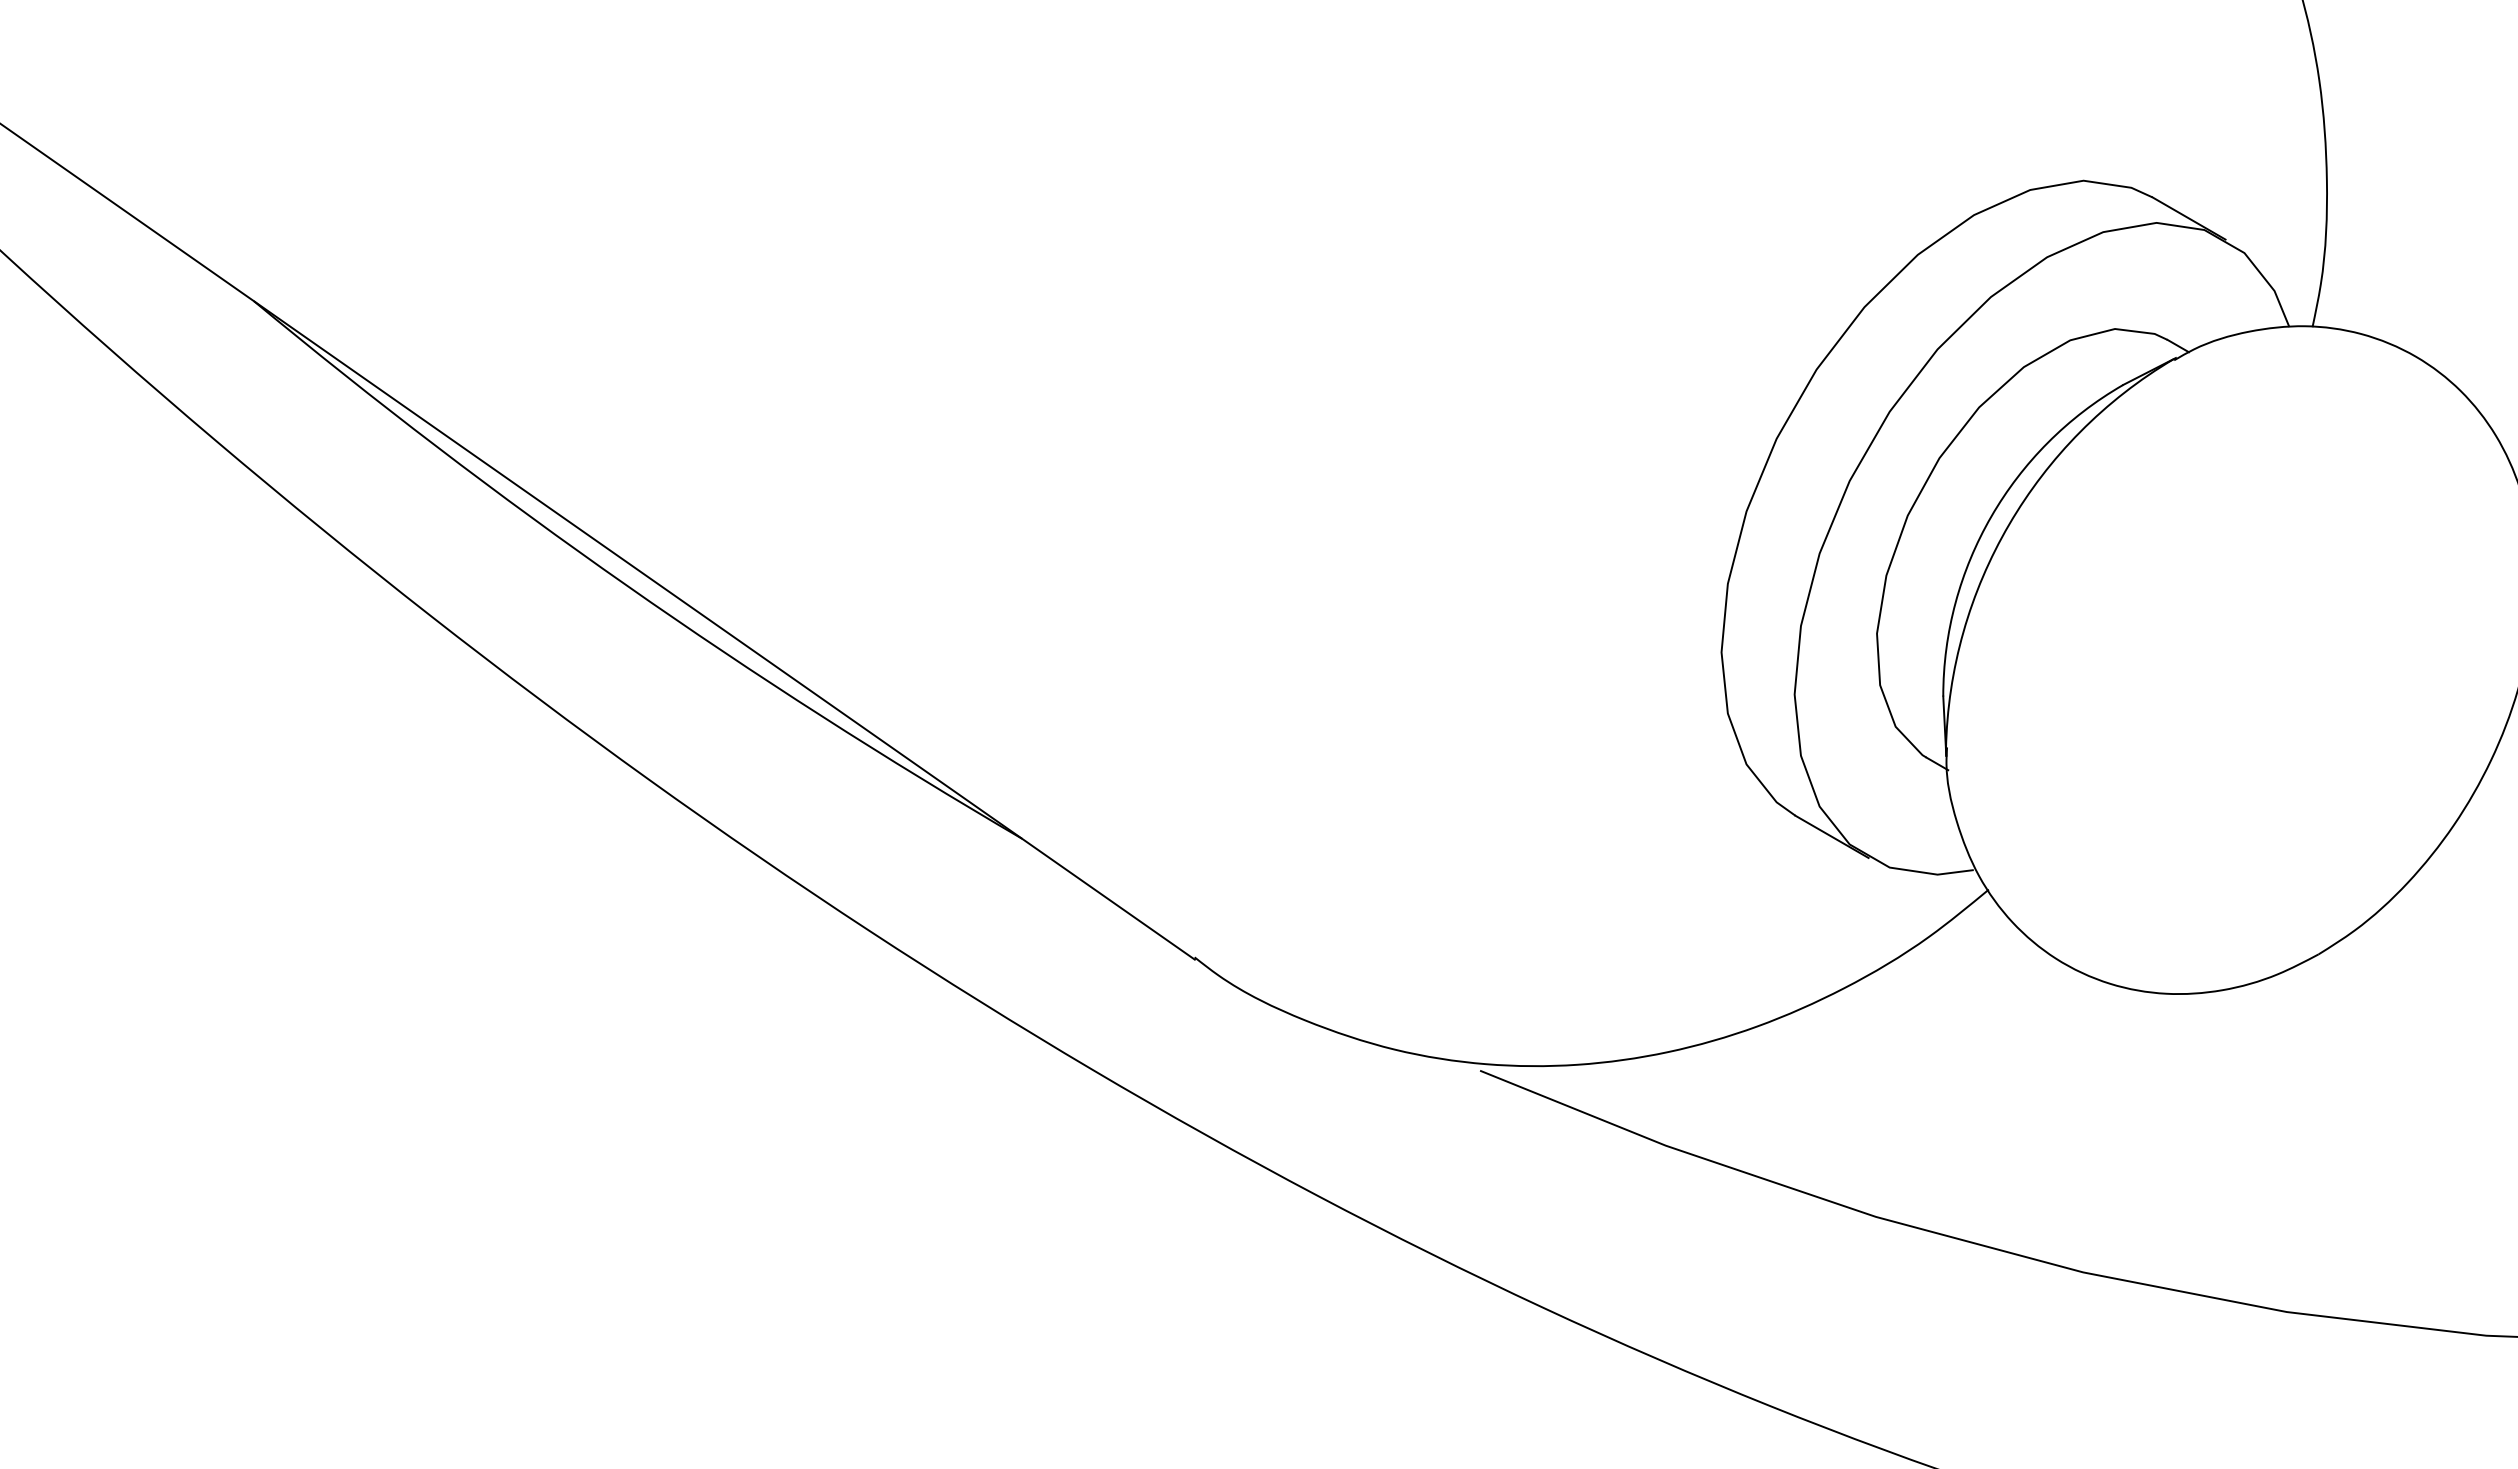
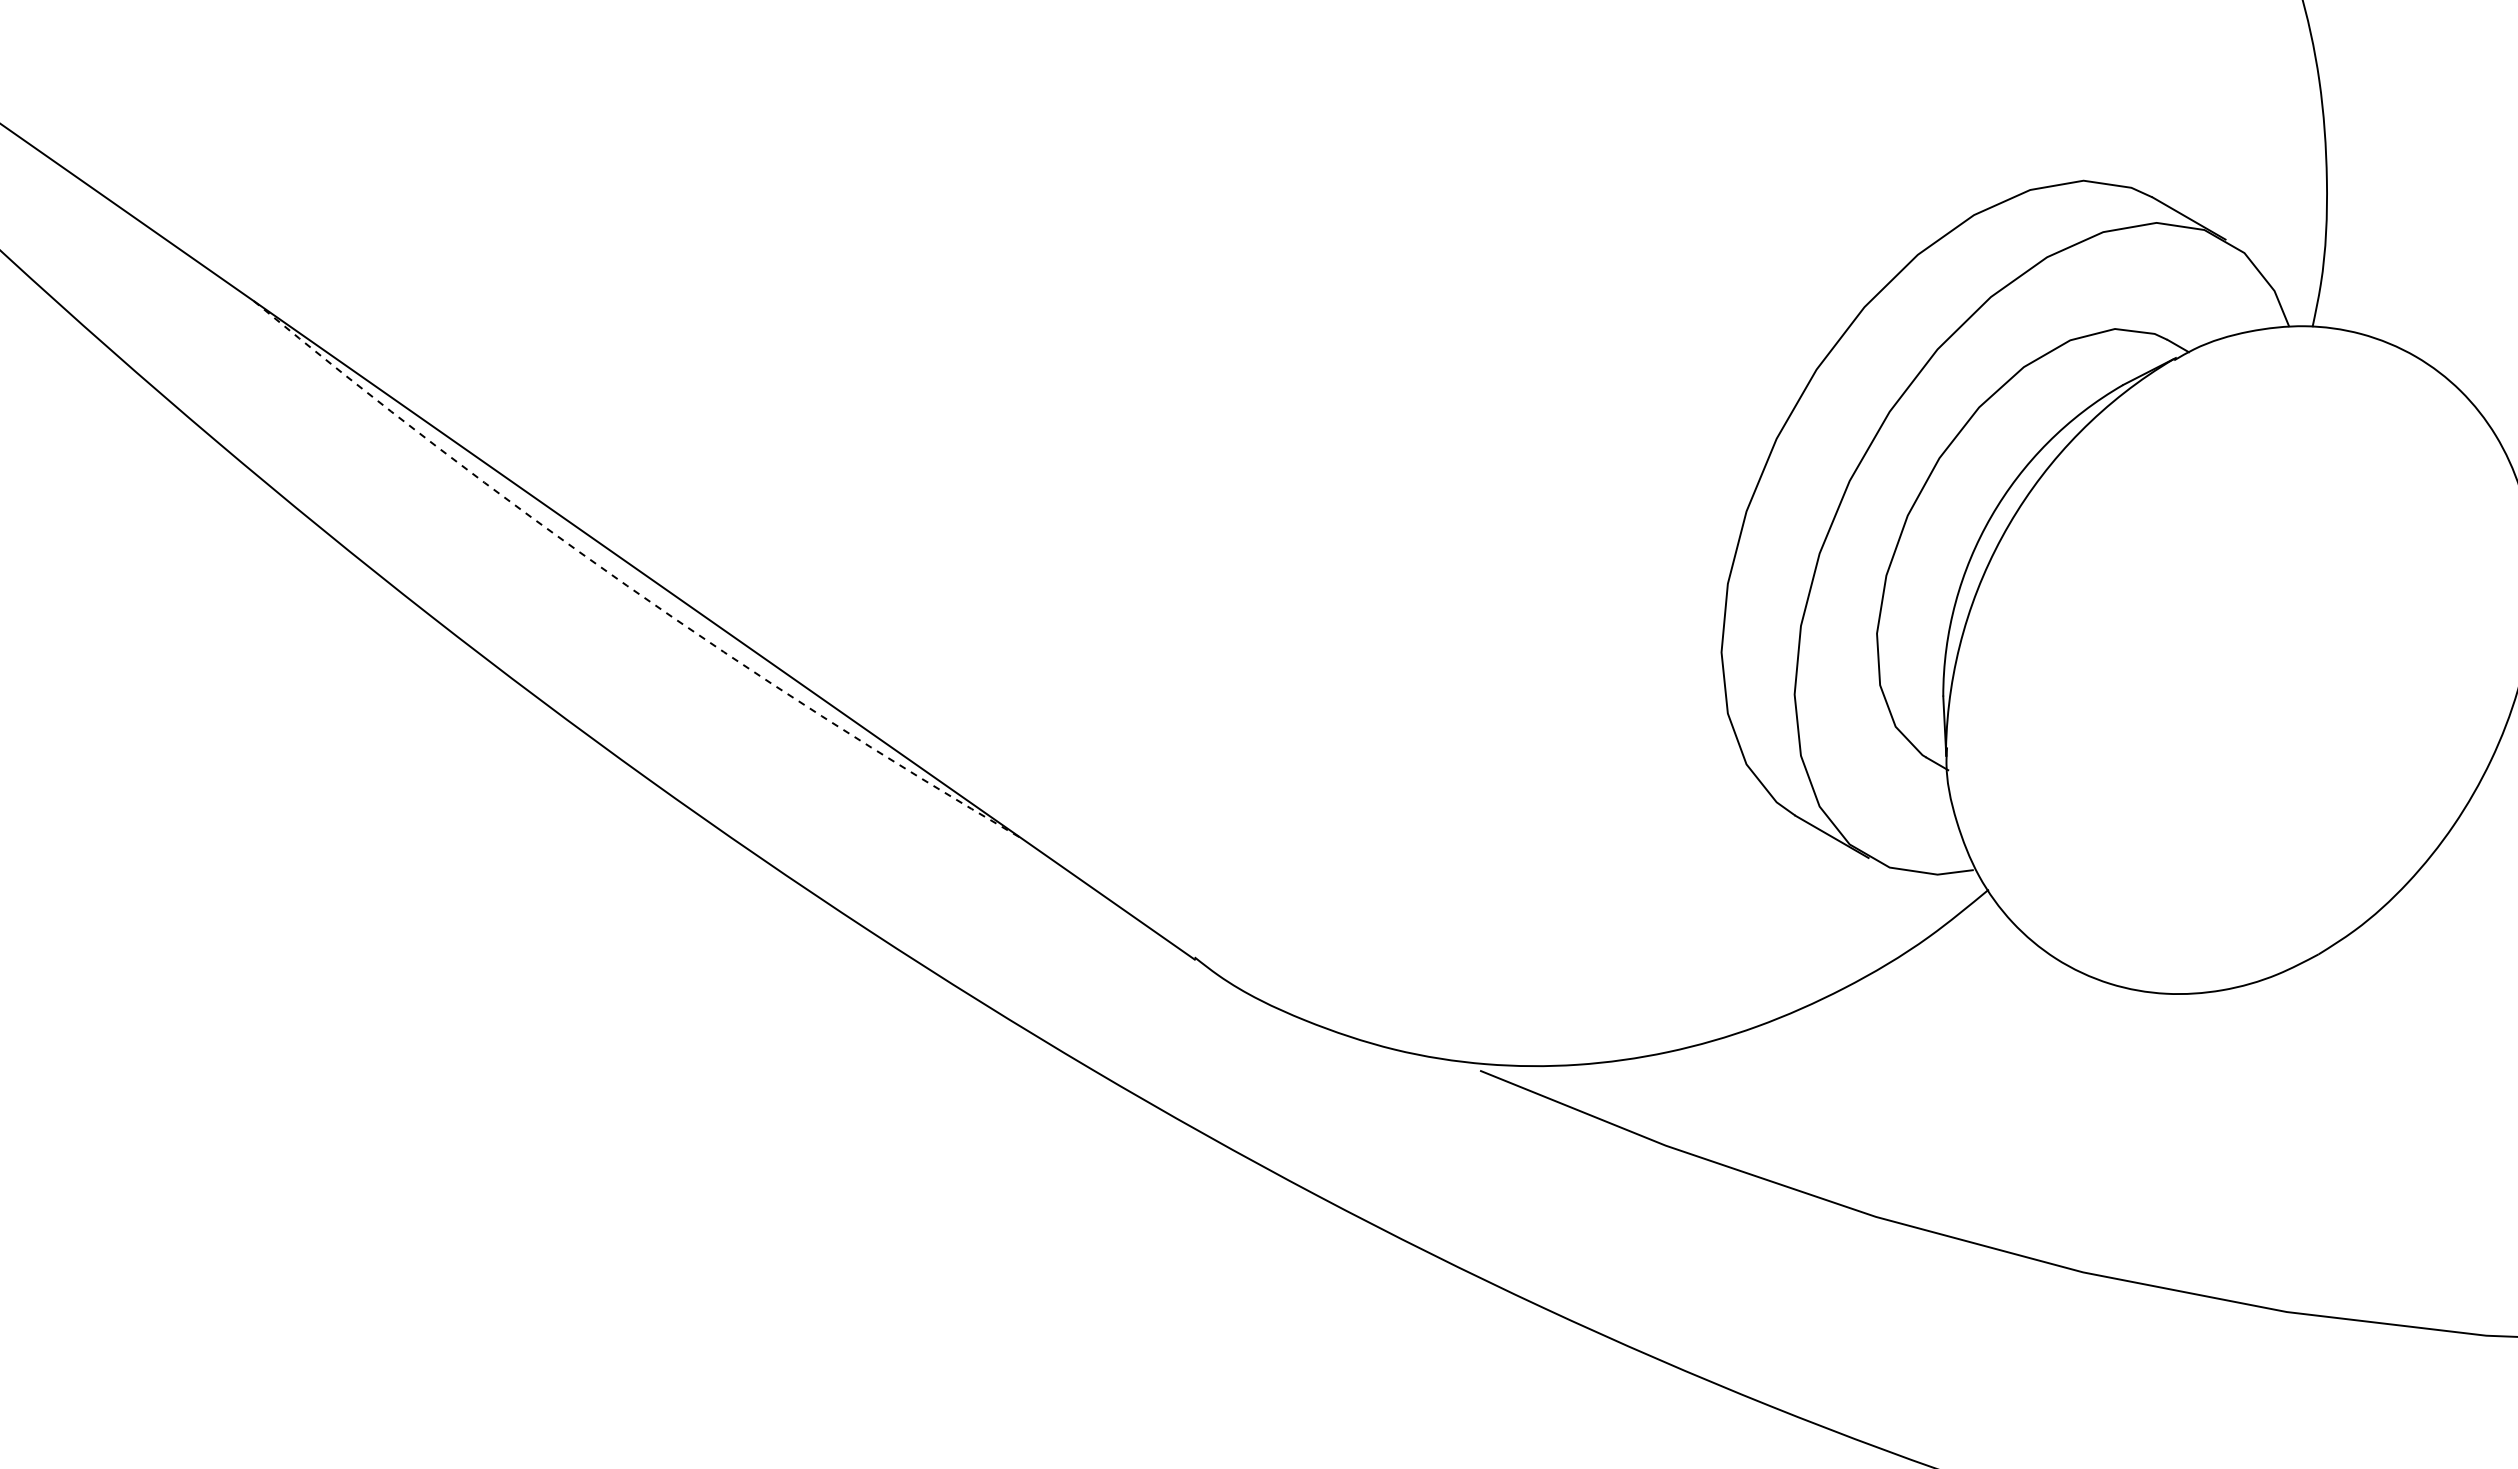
arc: solid -> dashed (626, 585)
